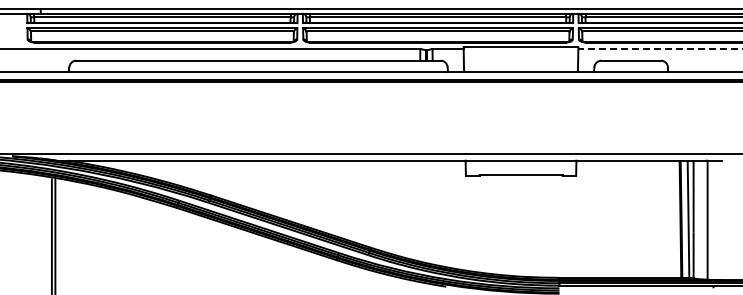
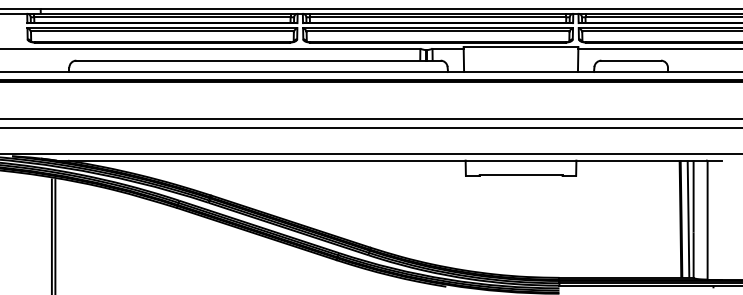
line: dashed -> solid (660, 48)
line: none -> present (370, 119)
line: none -> present (370, 128)
